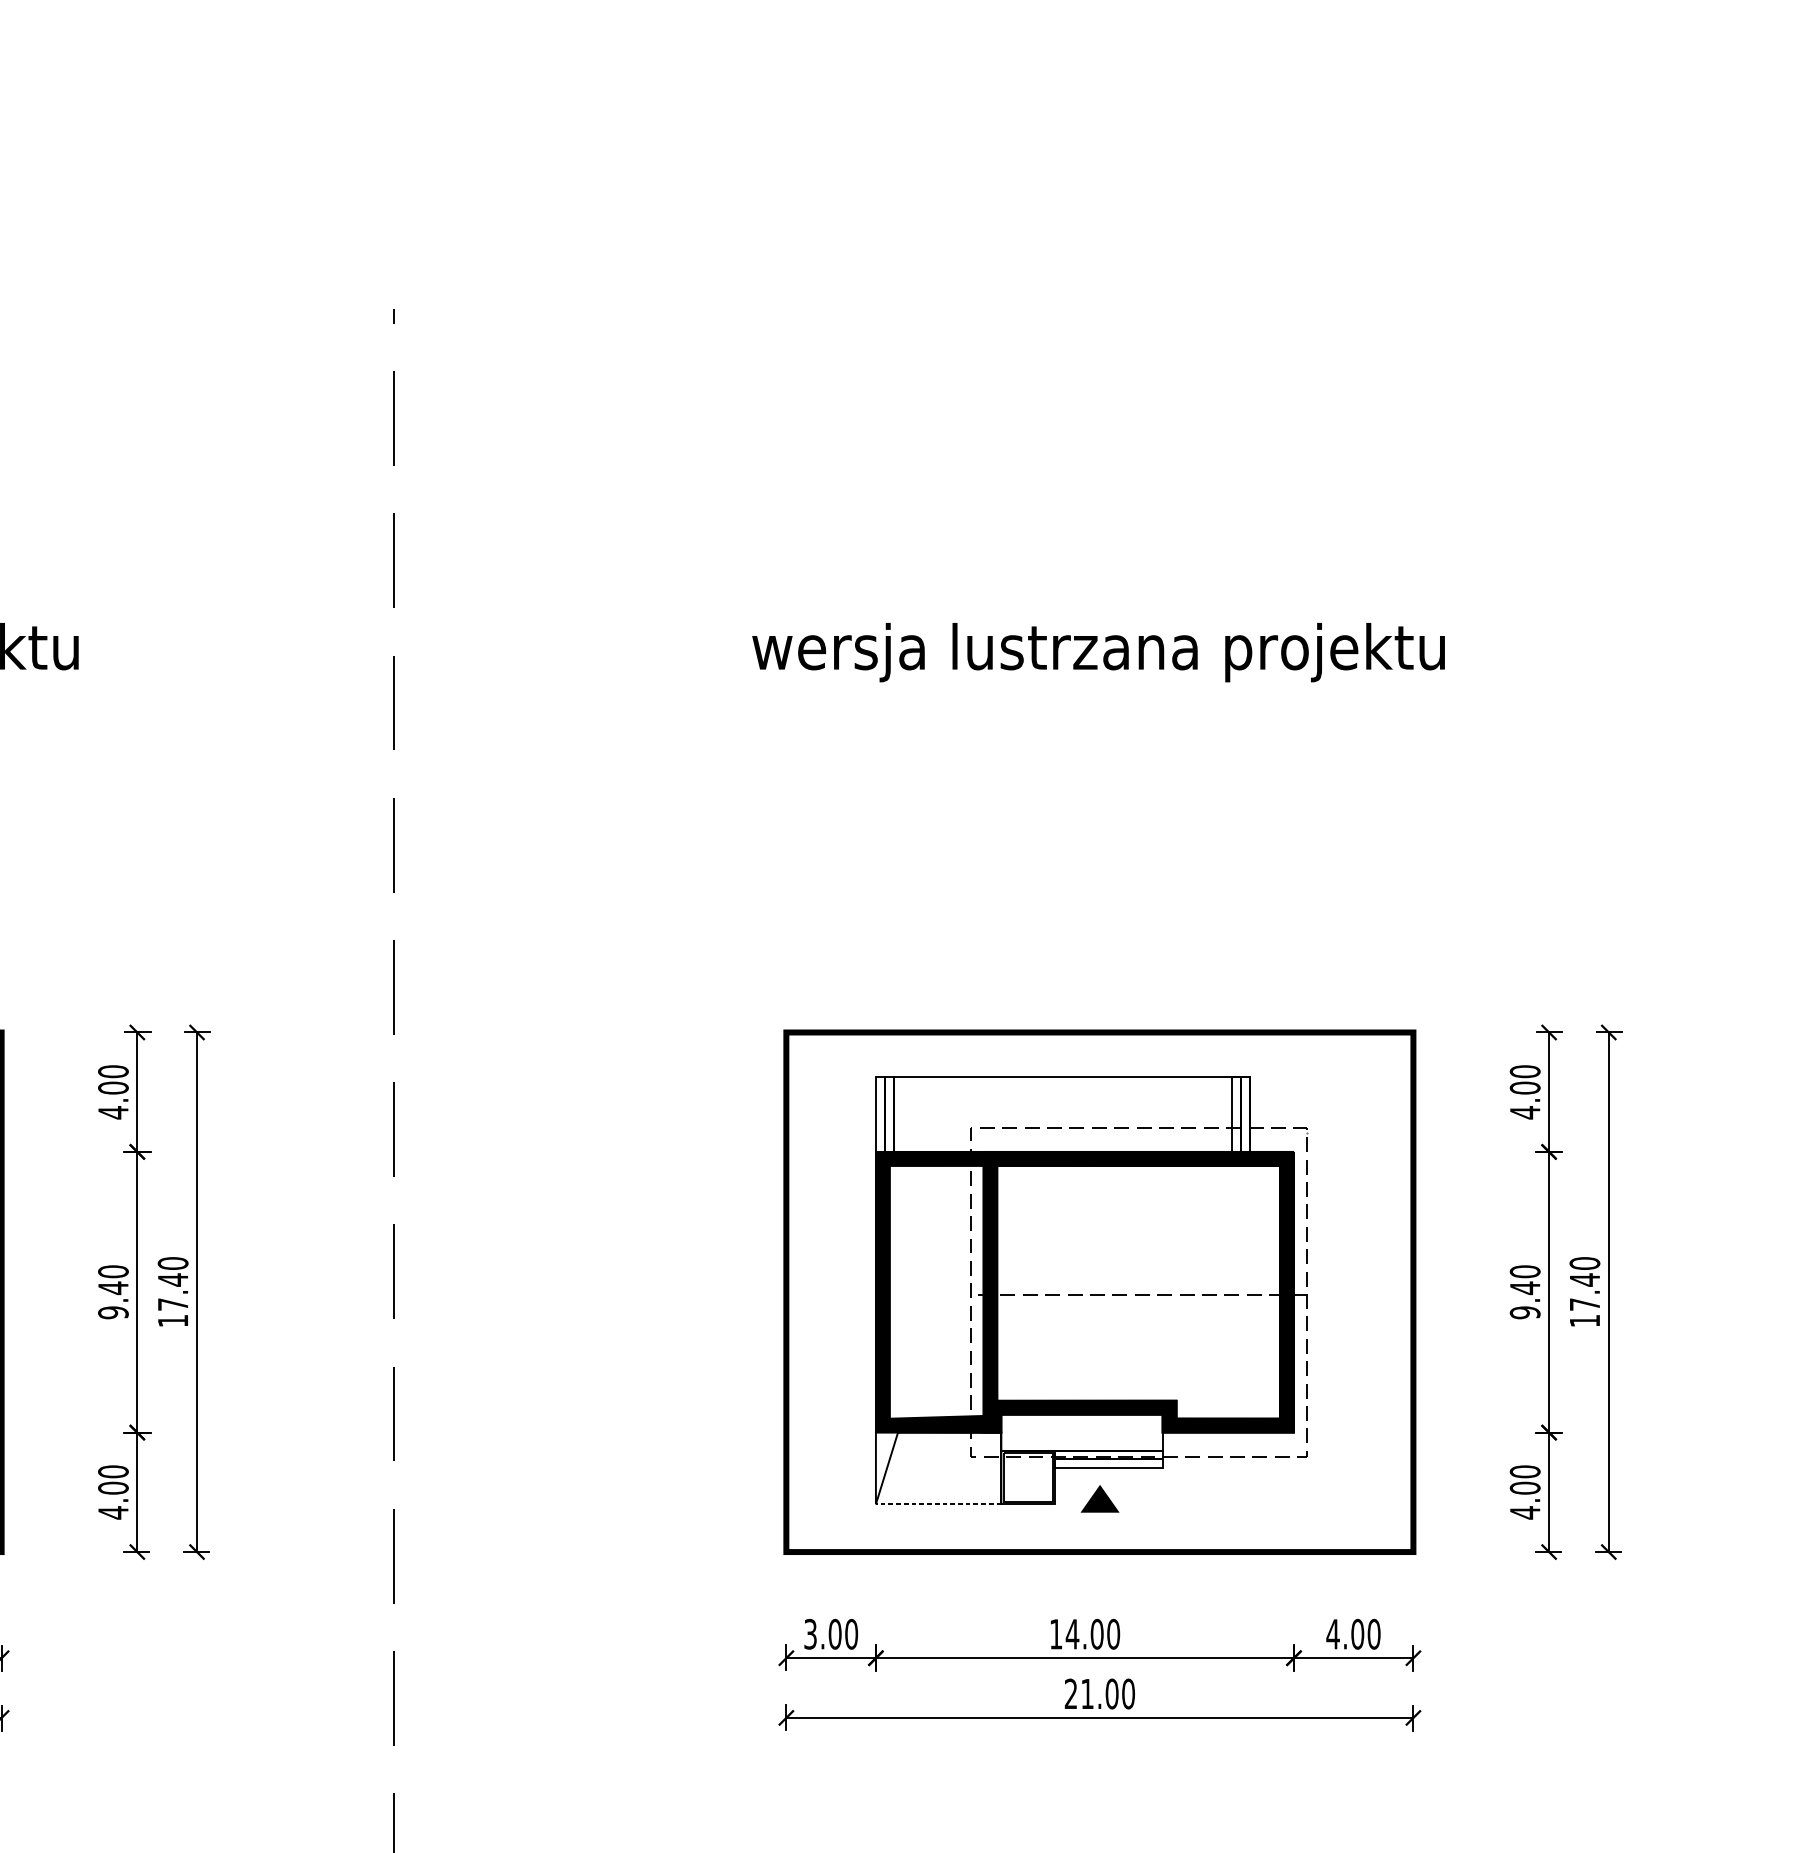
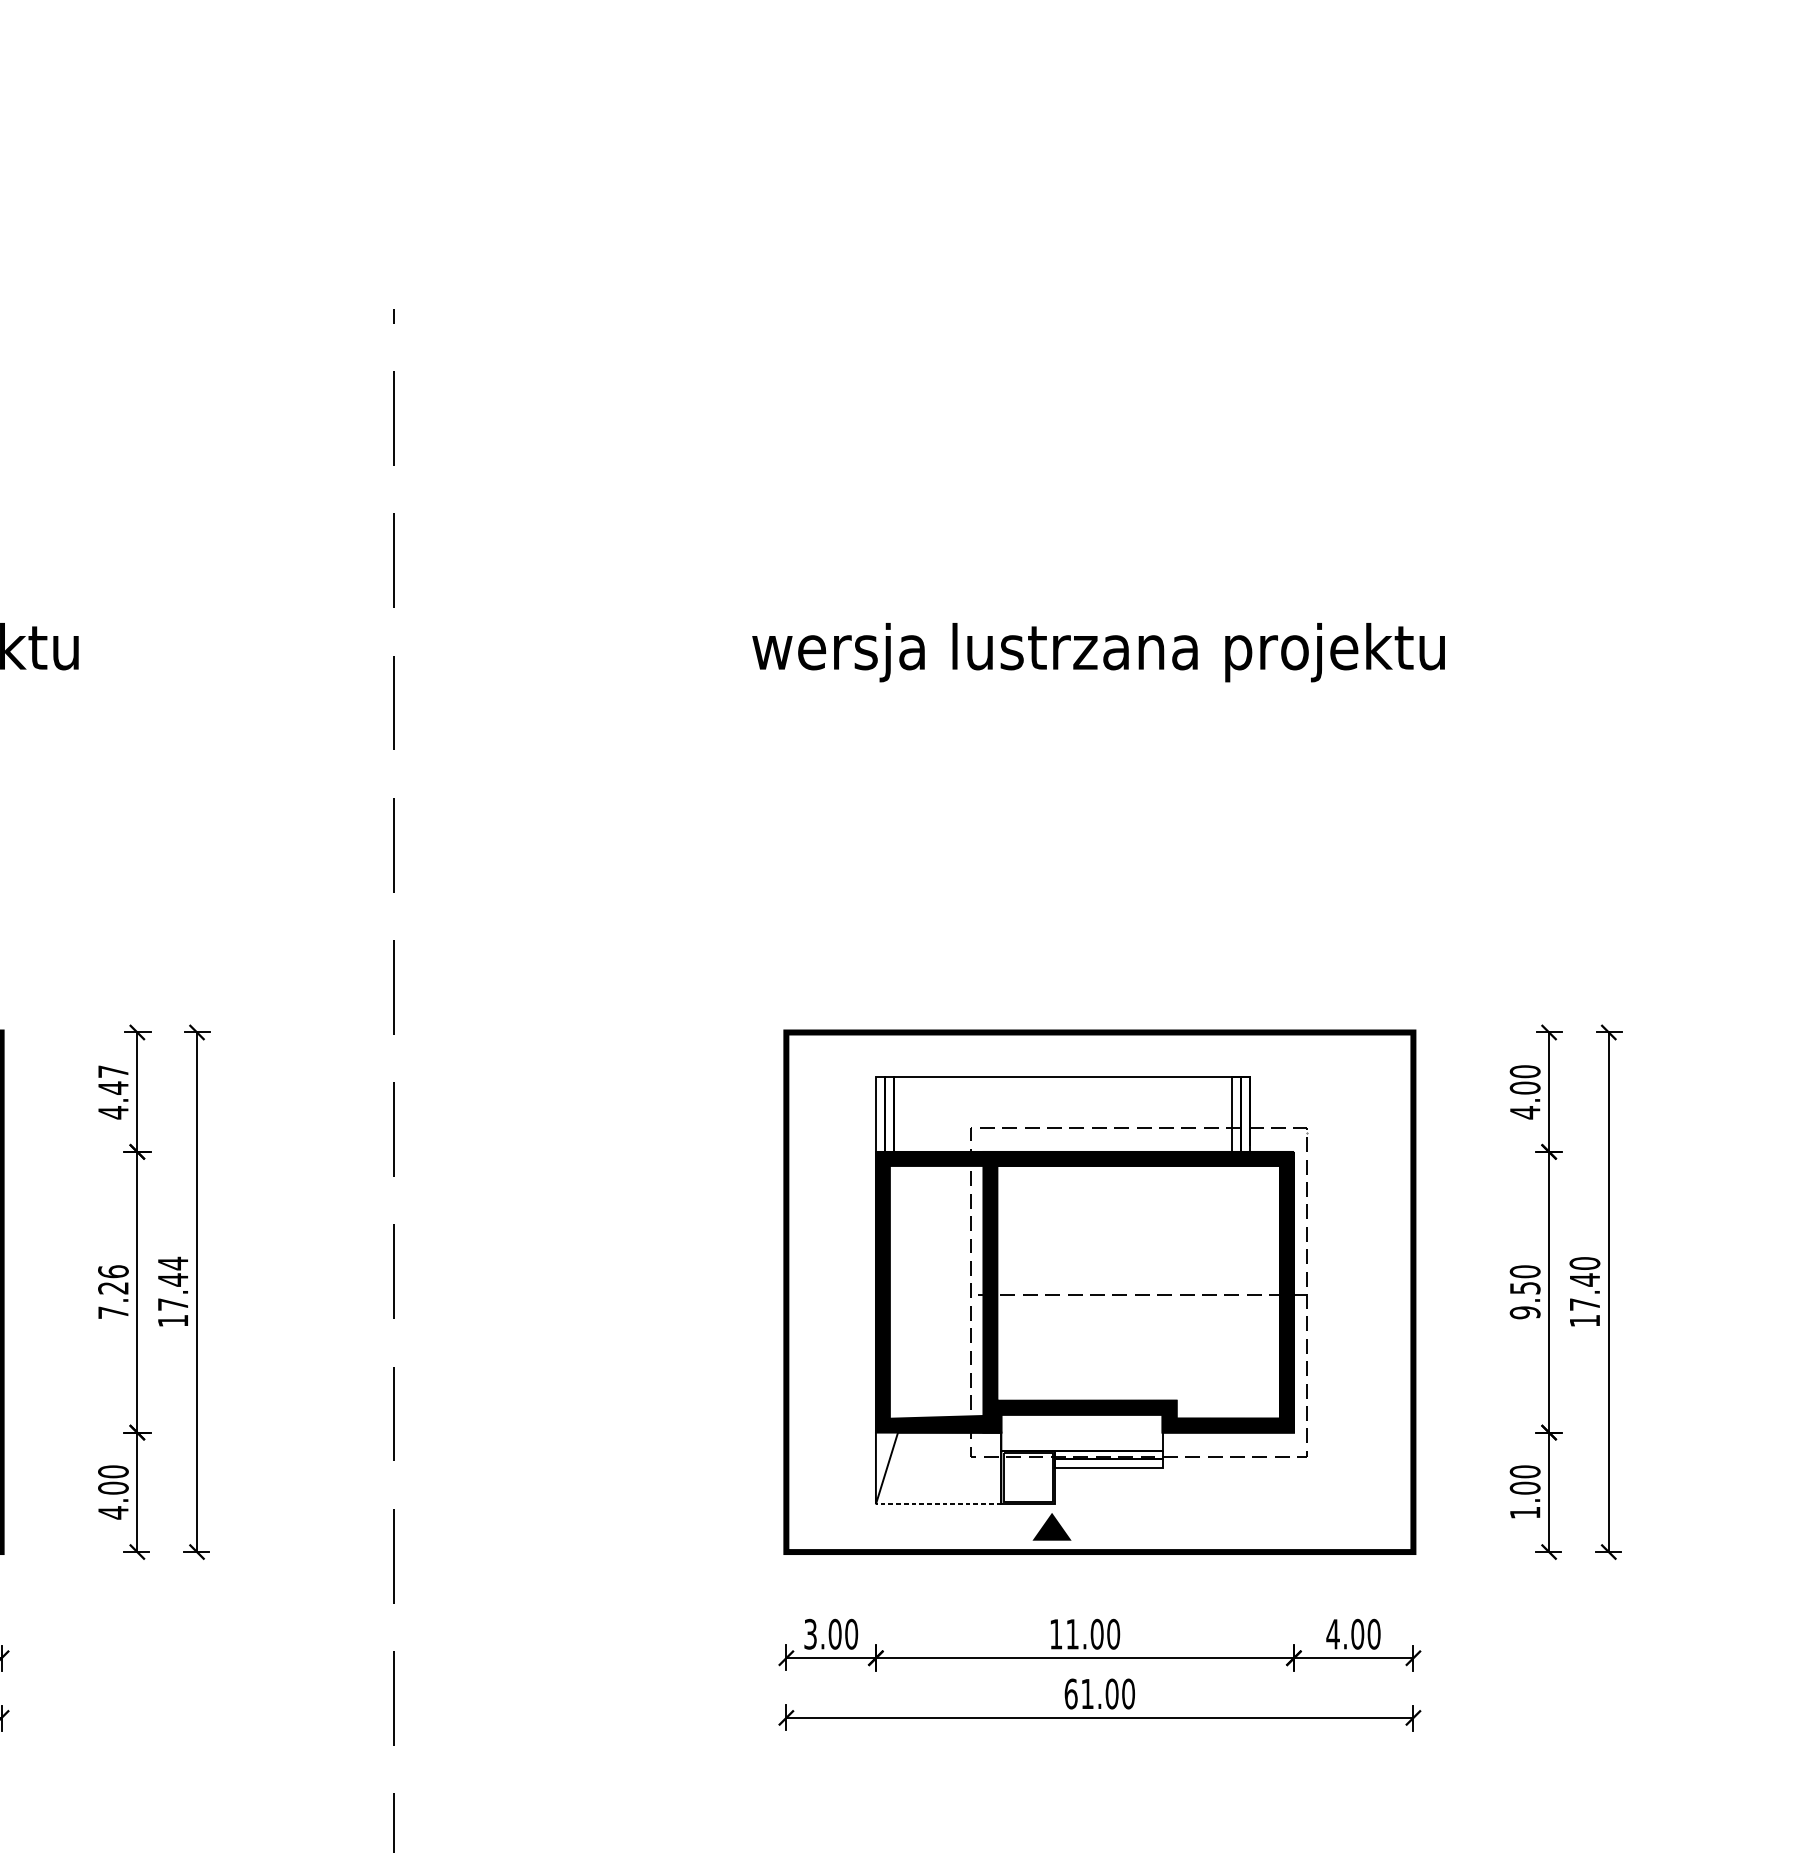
text: 4.00 -> 4.47 (113, 1079)
text: 17.40 -> 17.44 (172, 1263)
text: 9.40 -> 9.50 (1525, 1288)
text: 9.40 -> 7.26 (113, 1292)
part position: (1099, 1498) -> (1051, 1526) (1051, 1526)
text: 4.00 -> 1.00 (1525, 1512)
text: 14.00 -> 11.00 (1072, 1634)
text: 21.00 -> 61.00 (1070, 1693)
